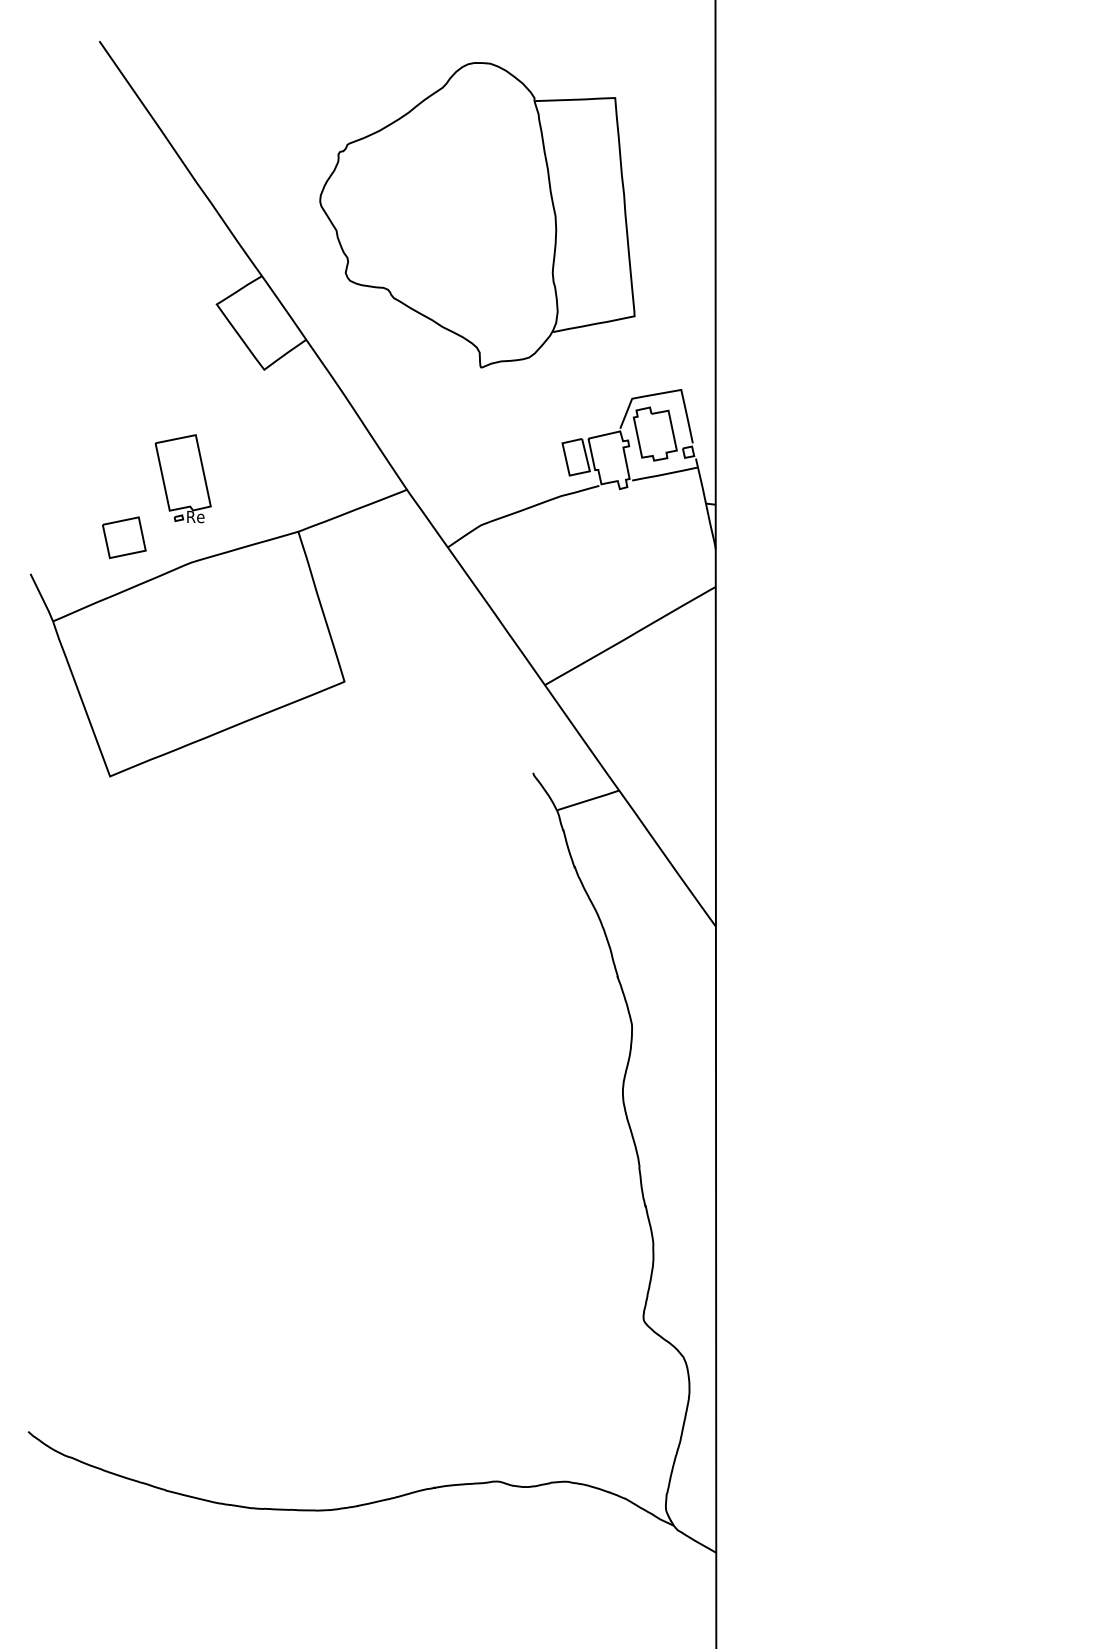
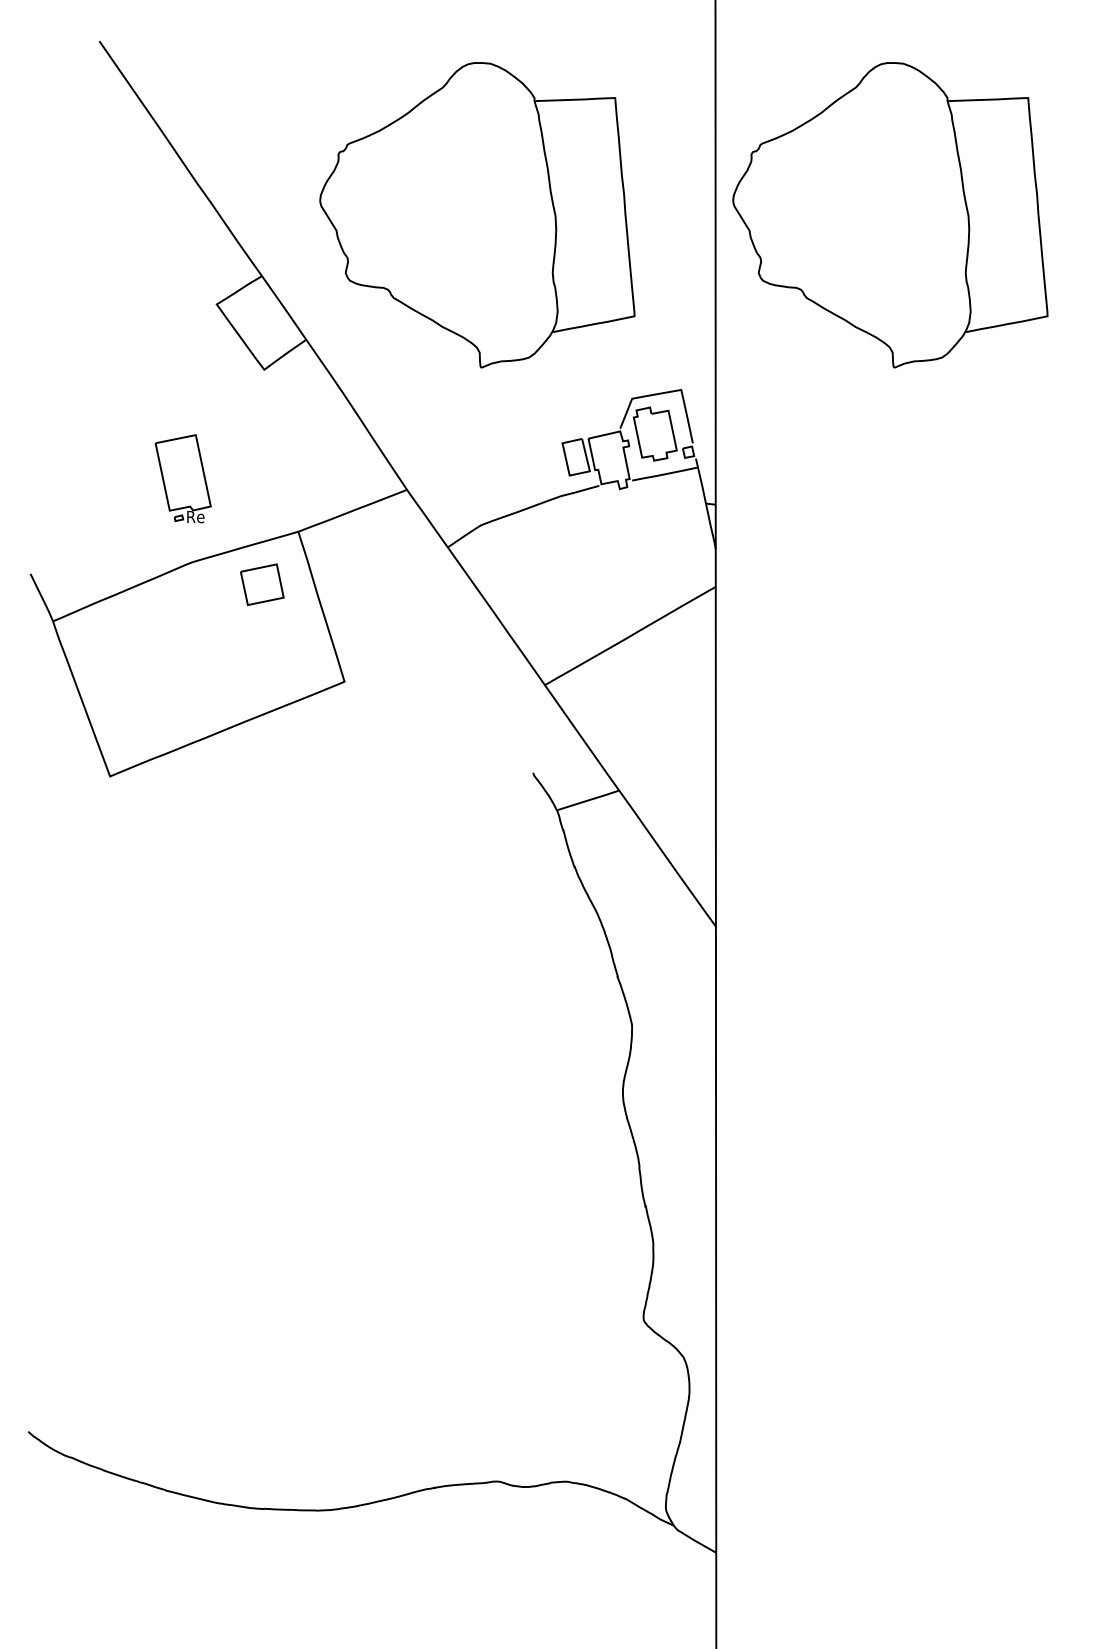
part: none -> present (890, 215)
part position: (124, 537) -> (262, 584) (262, 584)
